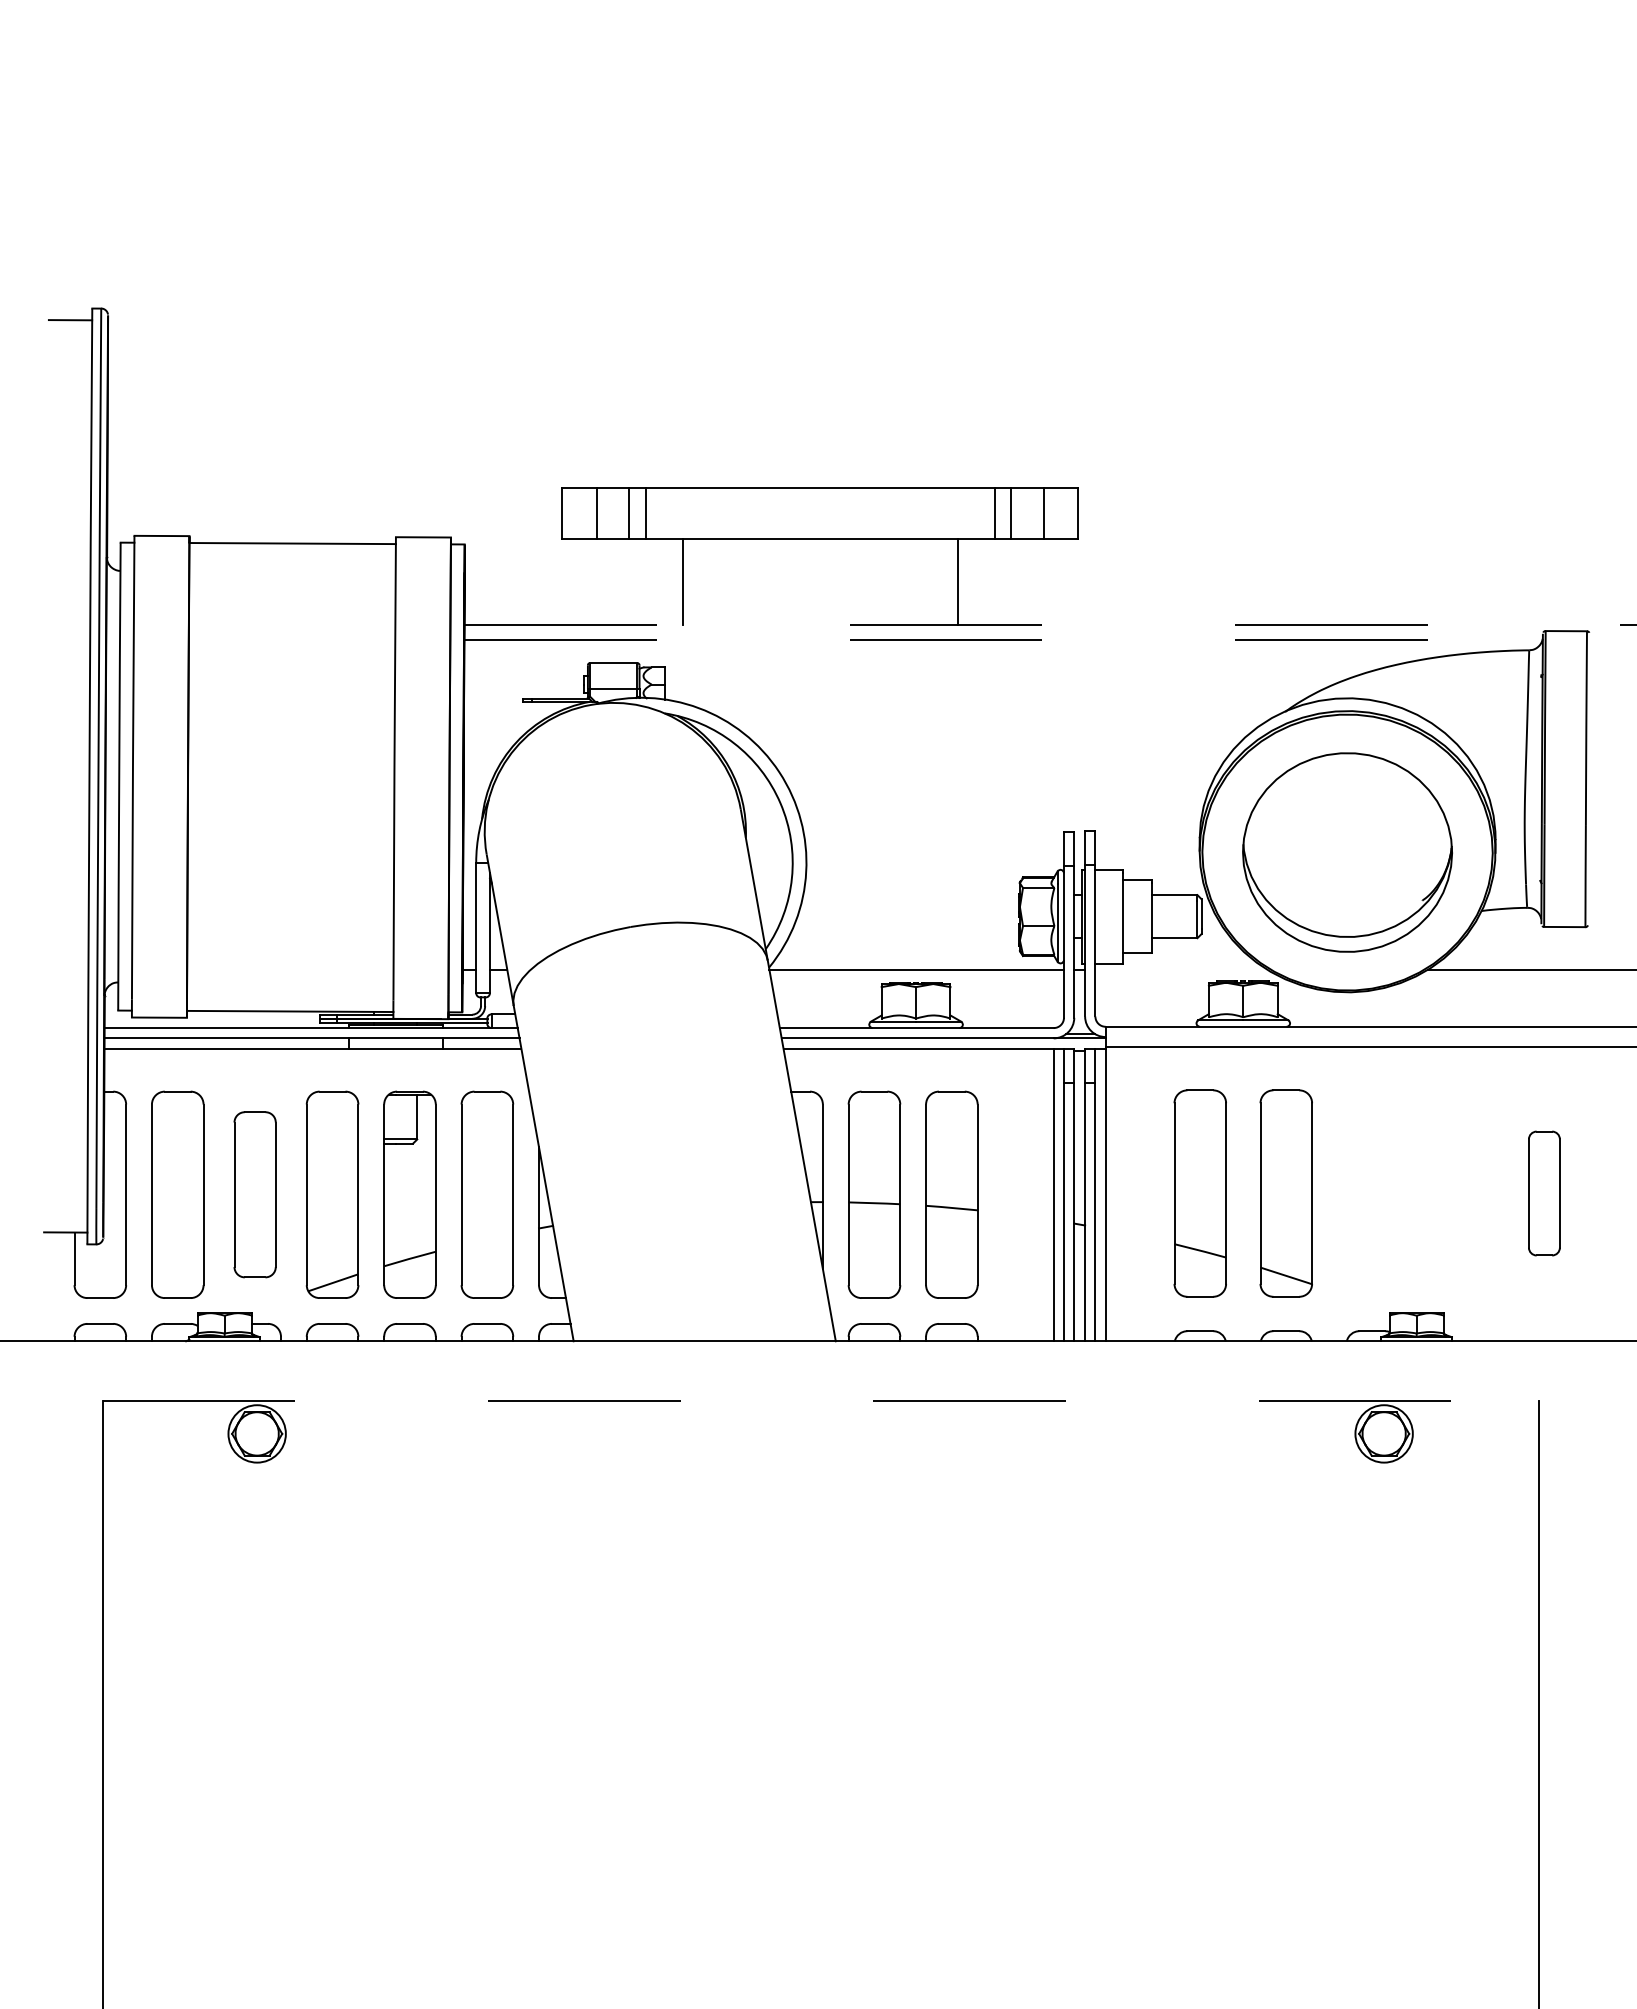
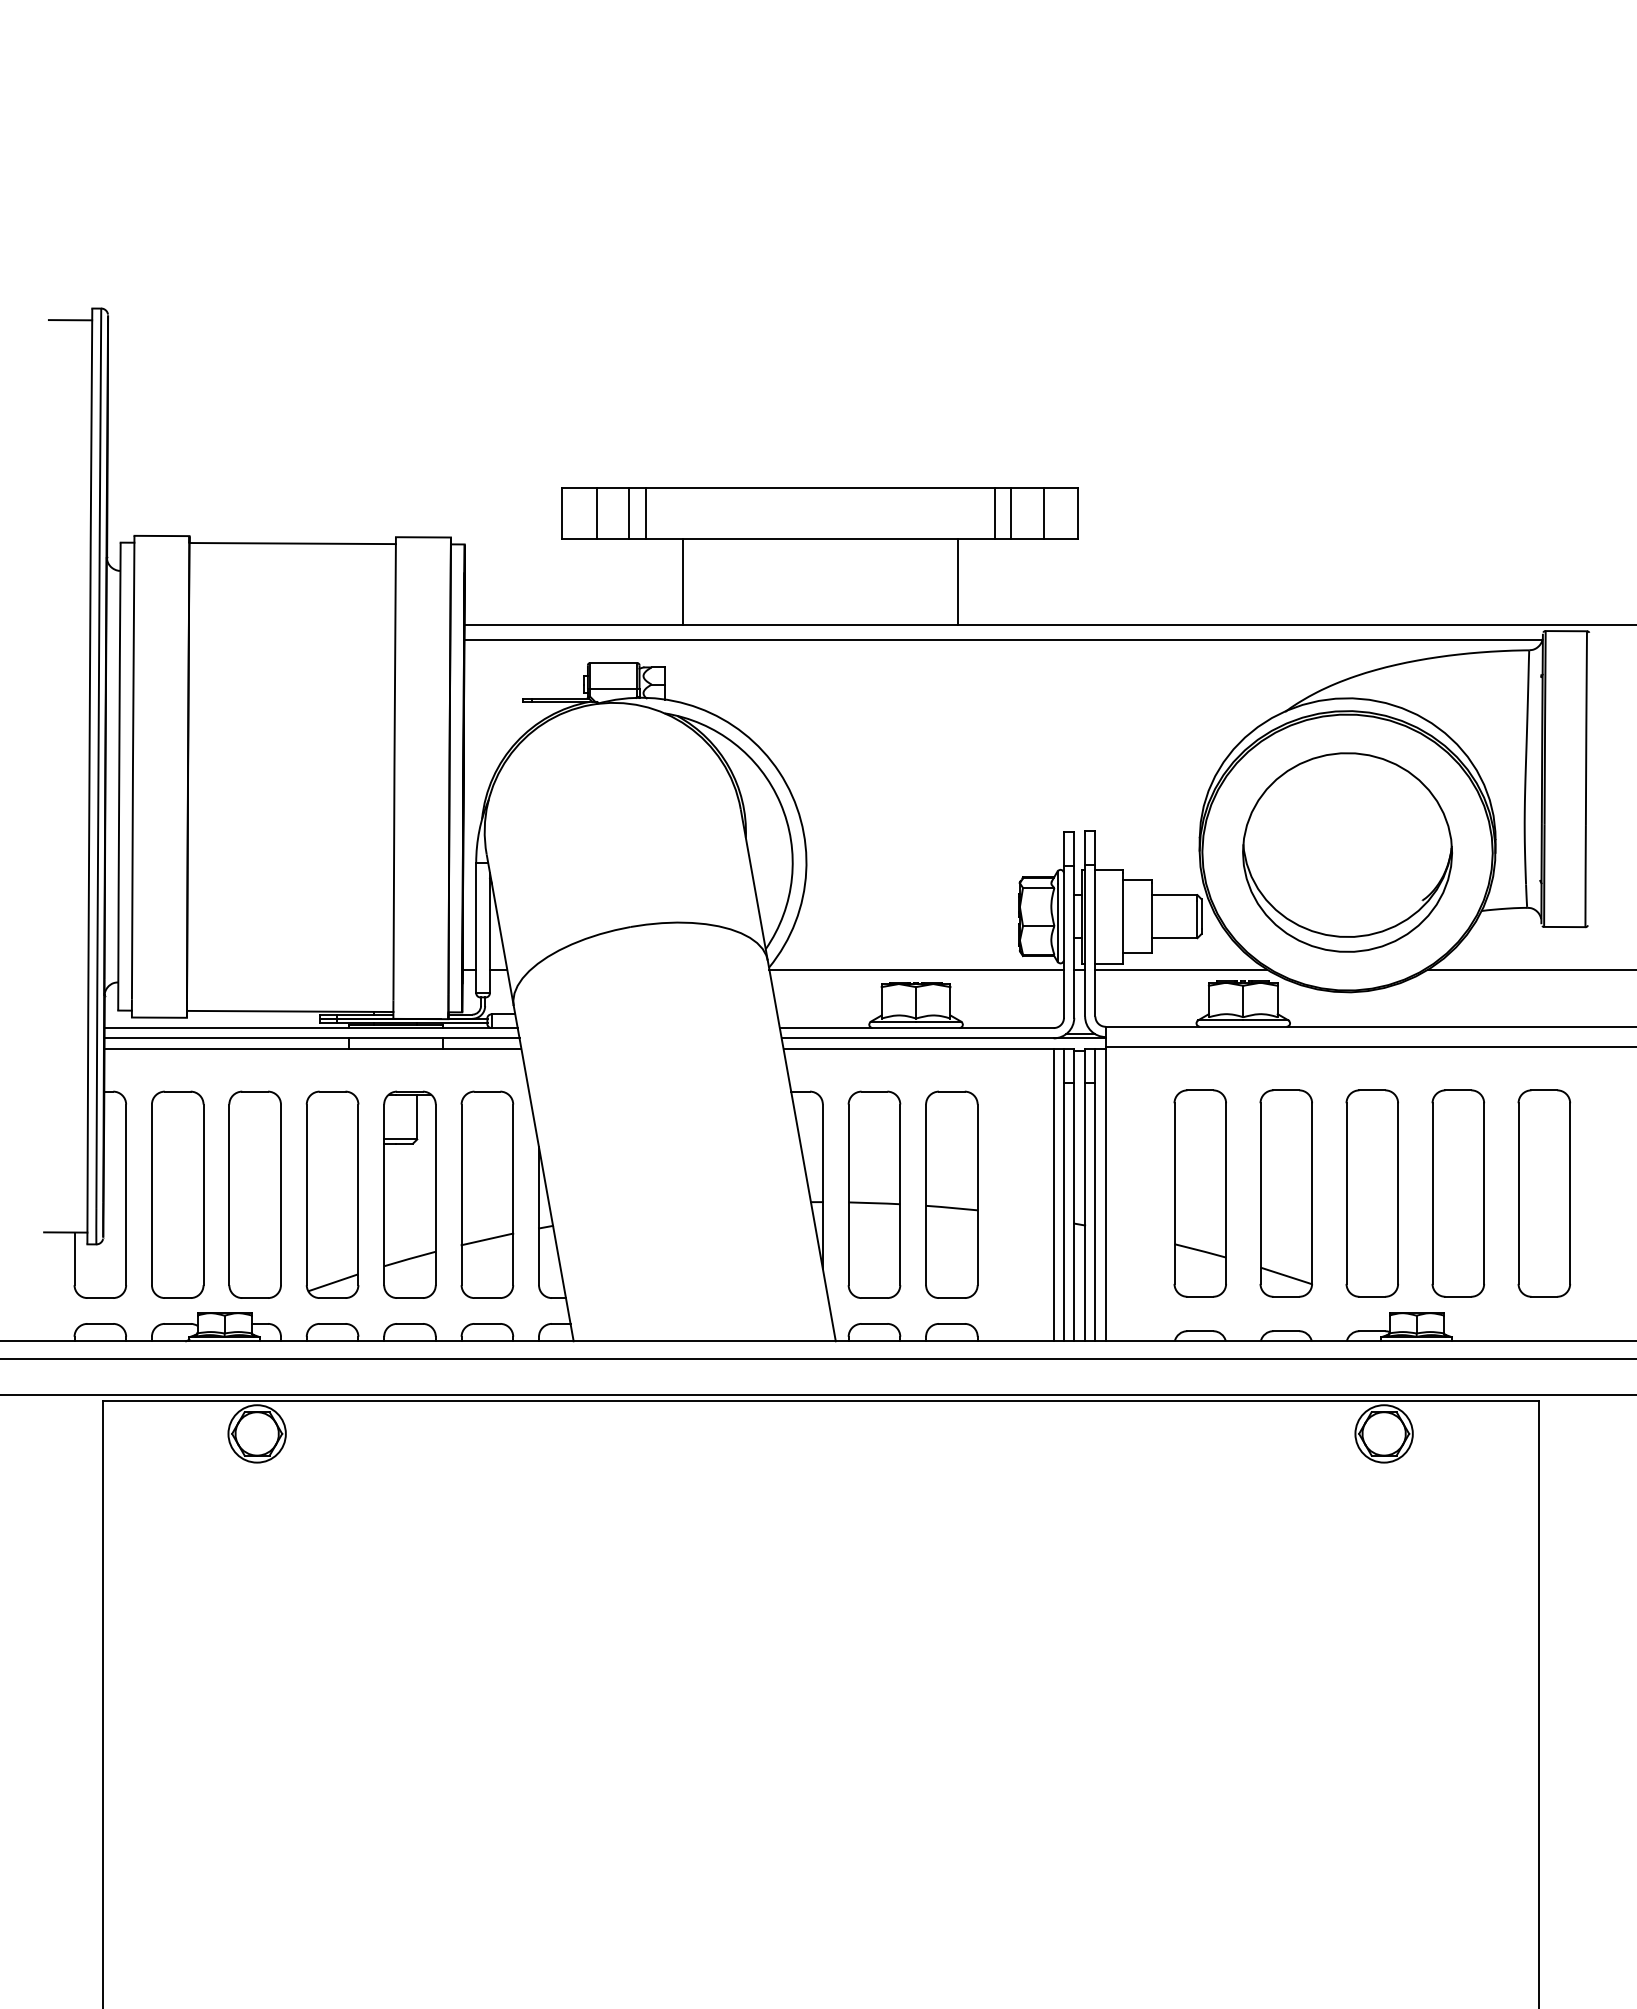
line: dashed -> solid (1050, 625)
line: dashed -> solid (1003, 640)
line: none -> present (1180, 969)
part: none -> present (1371, 1193)
part: none -> present (1457, 1193)
part size: 33x127 px -> 55x209 px (1544, 1193)
part size: 44x168 px -> 54x209 px (254, 1194)
line: none -> present (487, 1239)
line: none -> present (817, 1358)
line: none -> present (817, 1395)
line: dashed -> solid (820, 1401)
